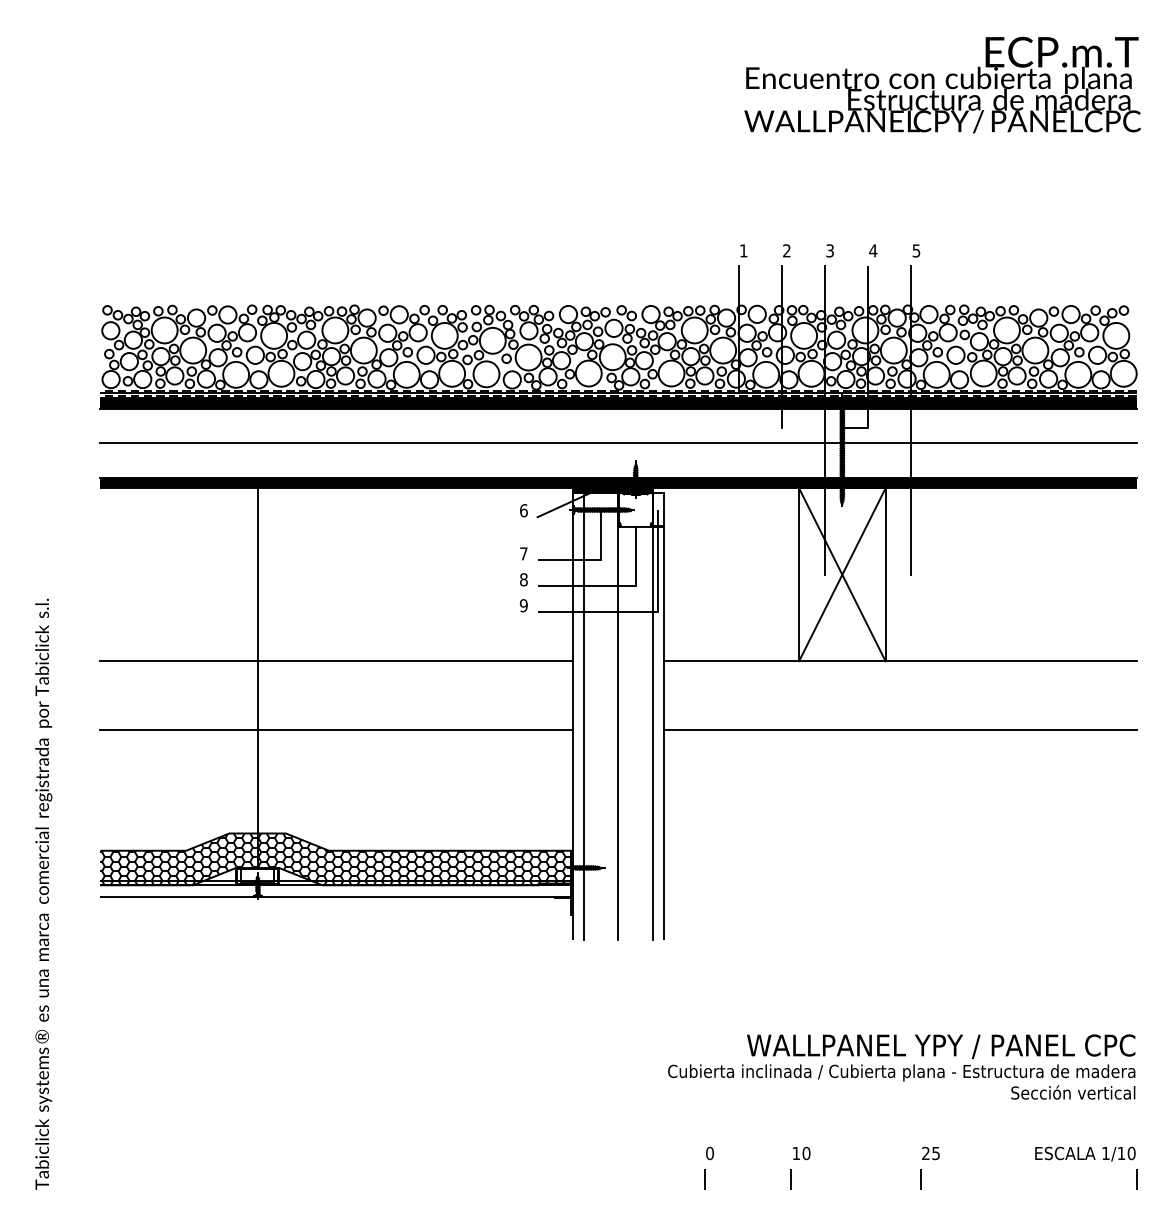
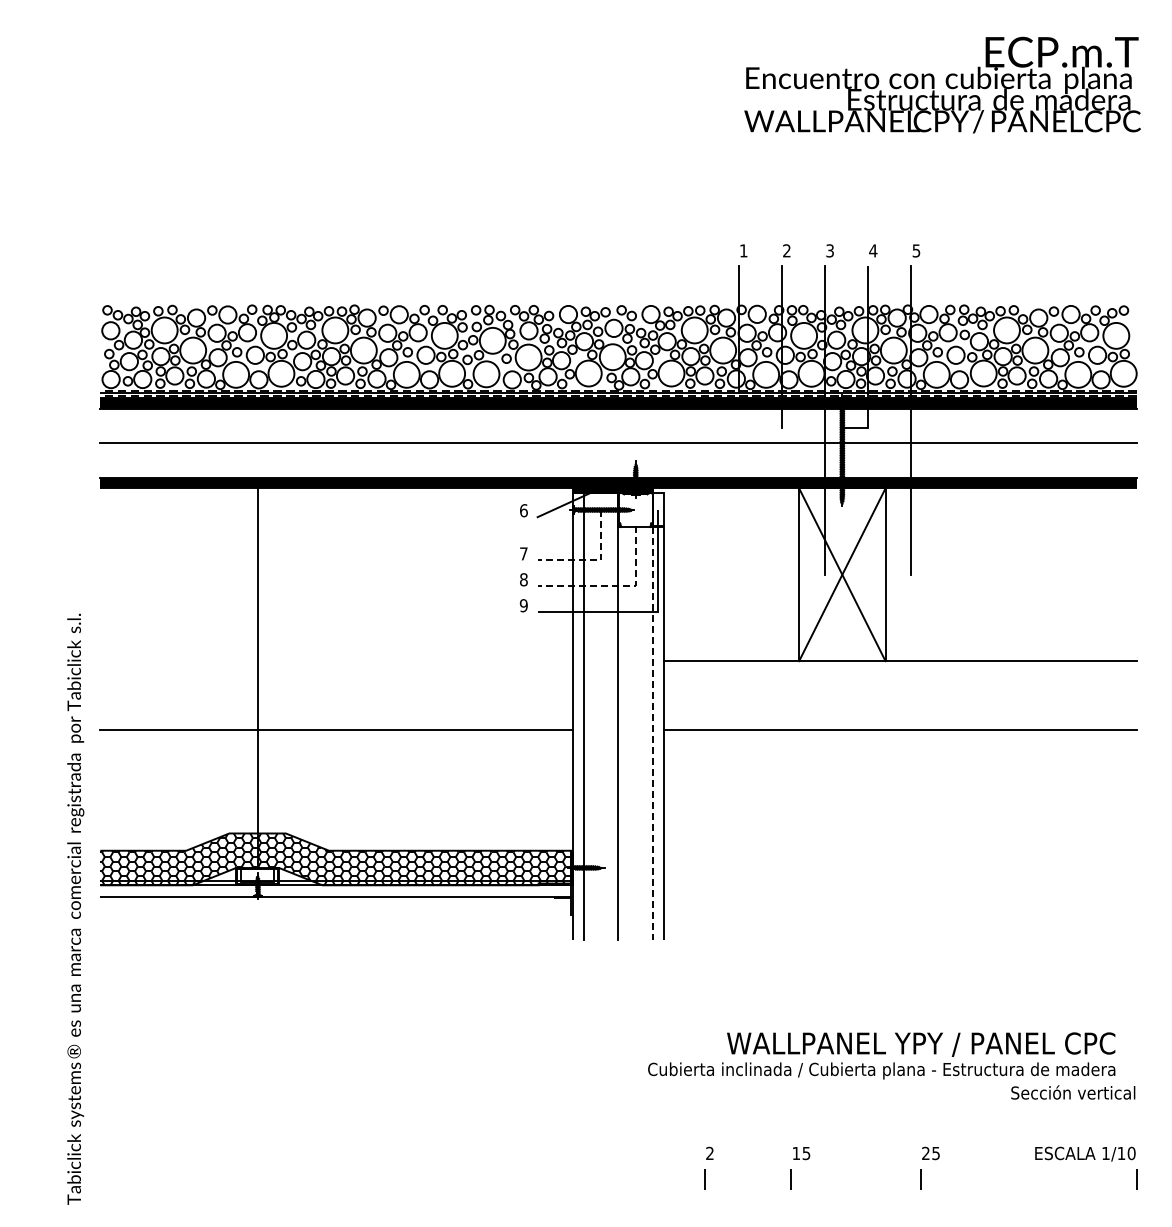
line: solid -> dashed (595, 560)
line: solid -> dashed (616, 586)
line: present -> none (336, 661)
line: solid -> dashed (653, 734)
text position: (43, 893) -> (75, 908) (75, 908)
text position: (901, 1057) -> (881, 1055) (881, 1055)
text: 0 -> 2 (709, 1153)
text: 10 -> 15 (806, 1153)
